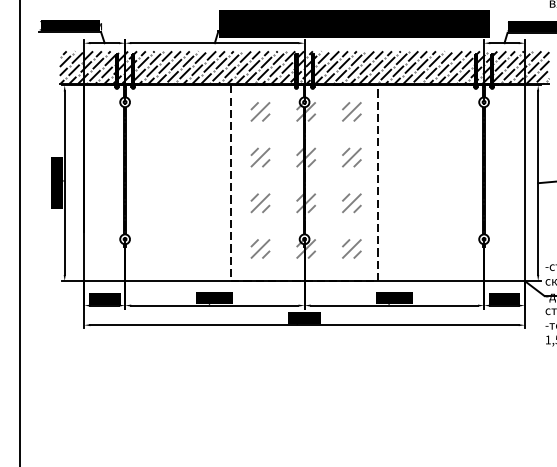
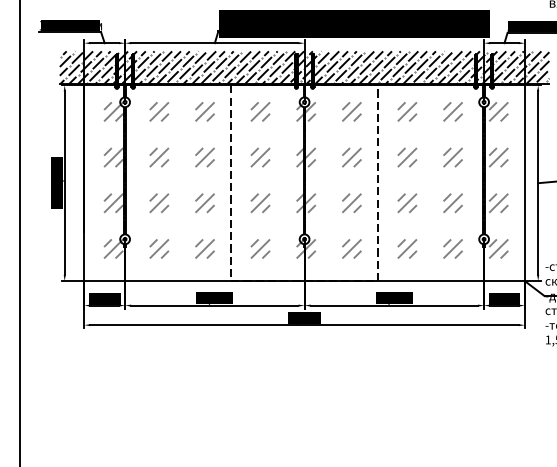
hatch: none -> present (159, 180)
hatch: none -> present (452, 180)
